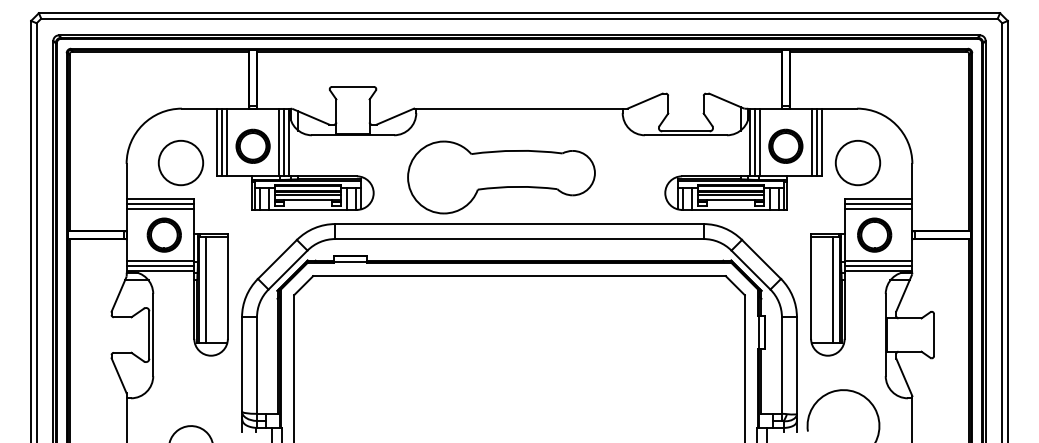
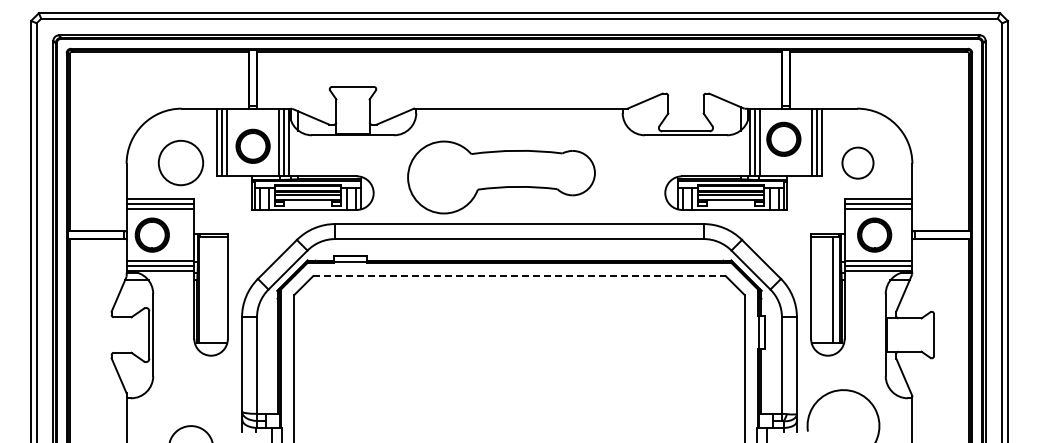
part position: (785, 145) -> (783, 138) (783, 138)
part size: 48x47 px -> 34x34 px (857, 162)
part position: (163, 234) -> (151, 234) (151, 234)
line: solid -> dashed (520, 276)
line: present -> none (205, 289)
